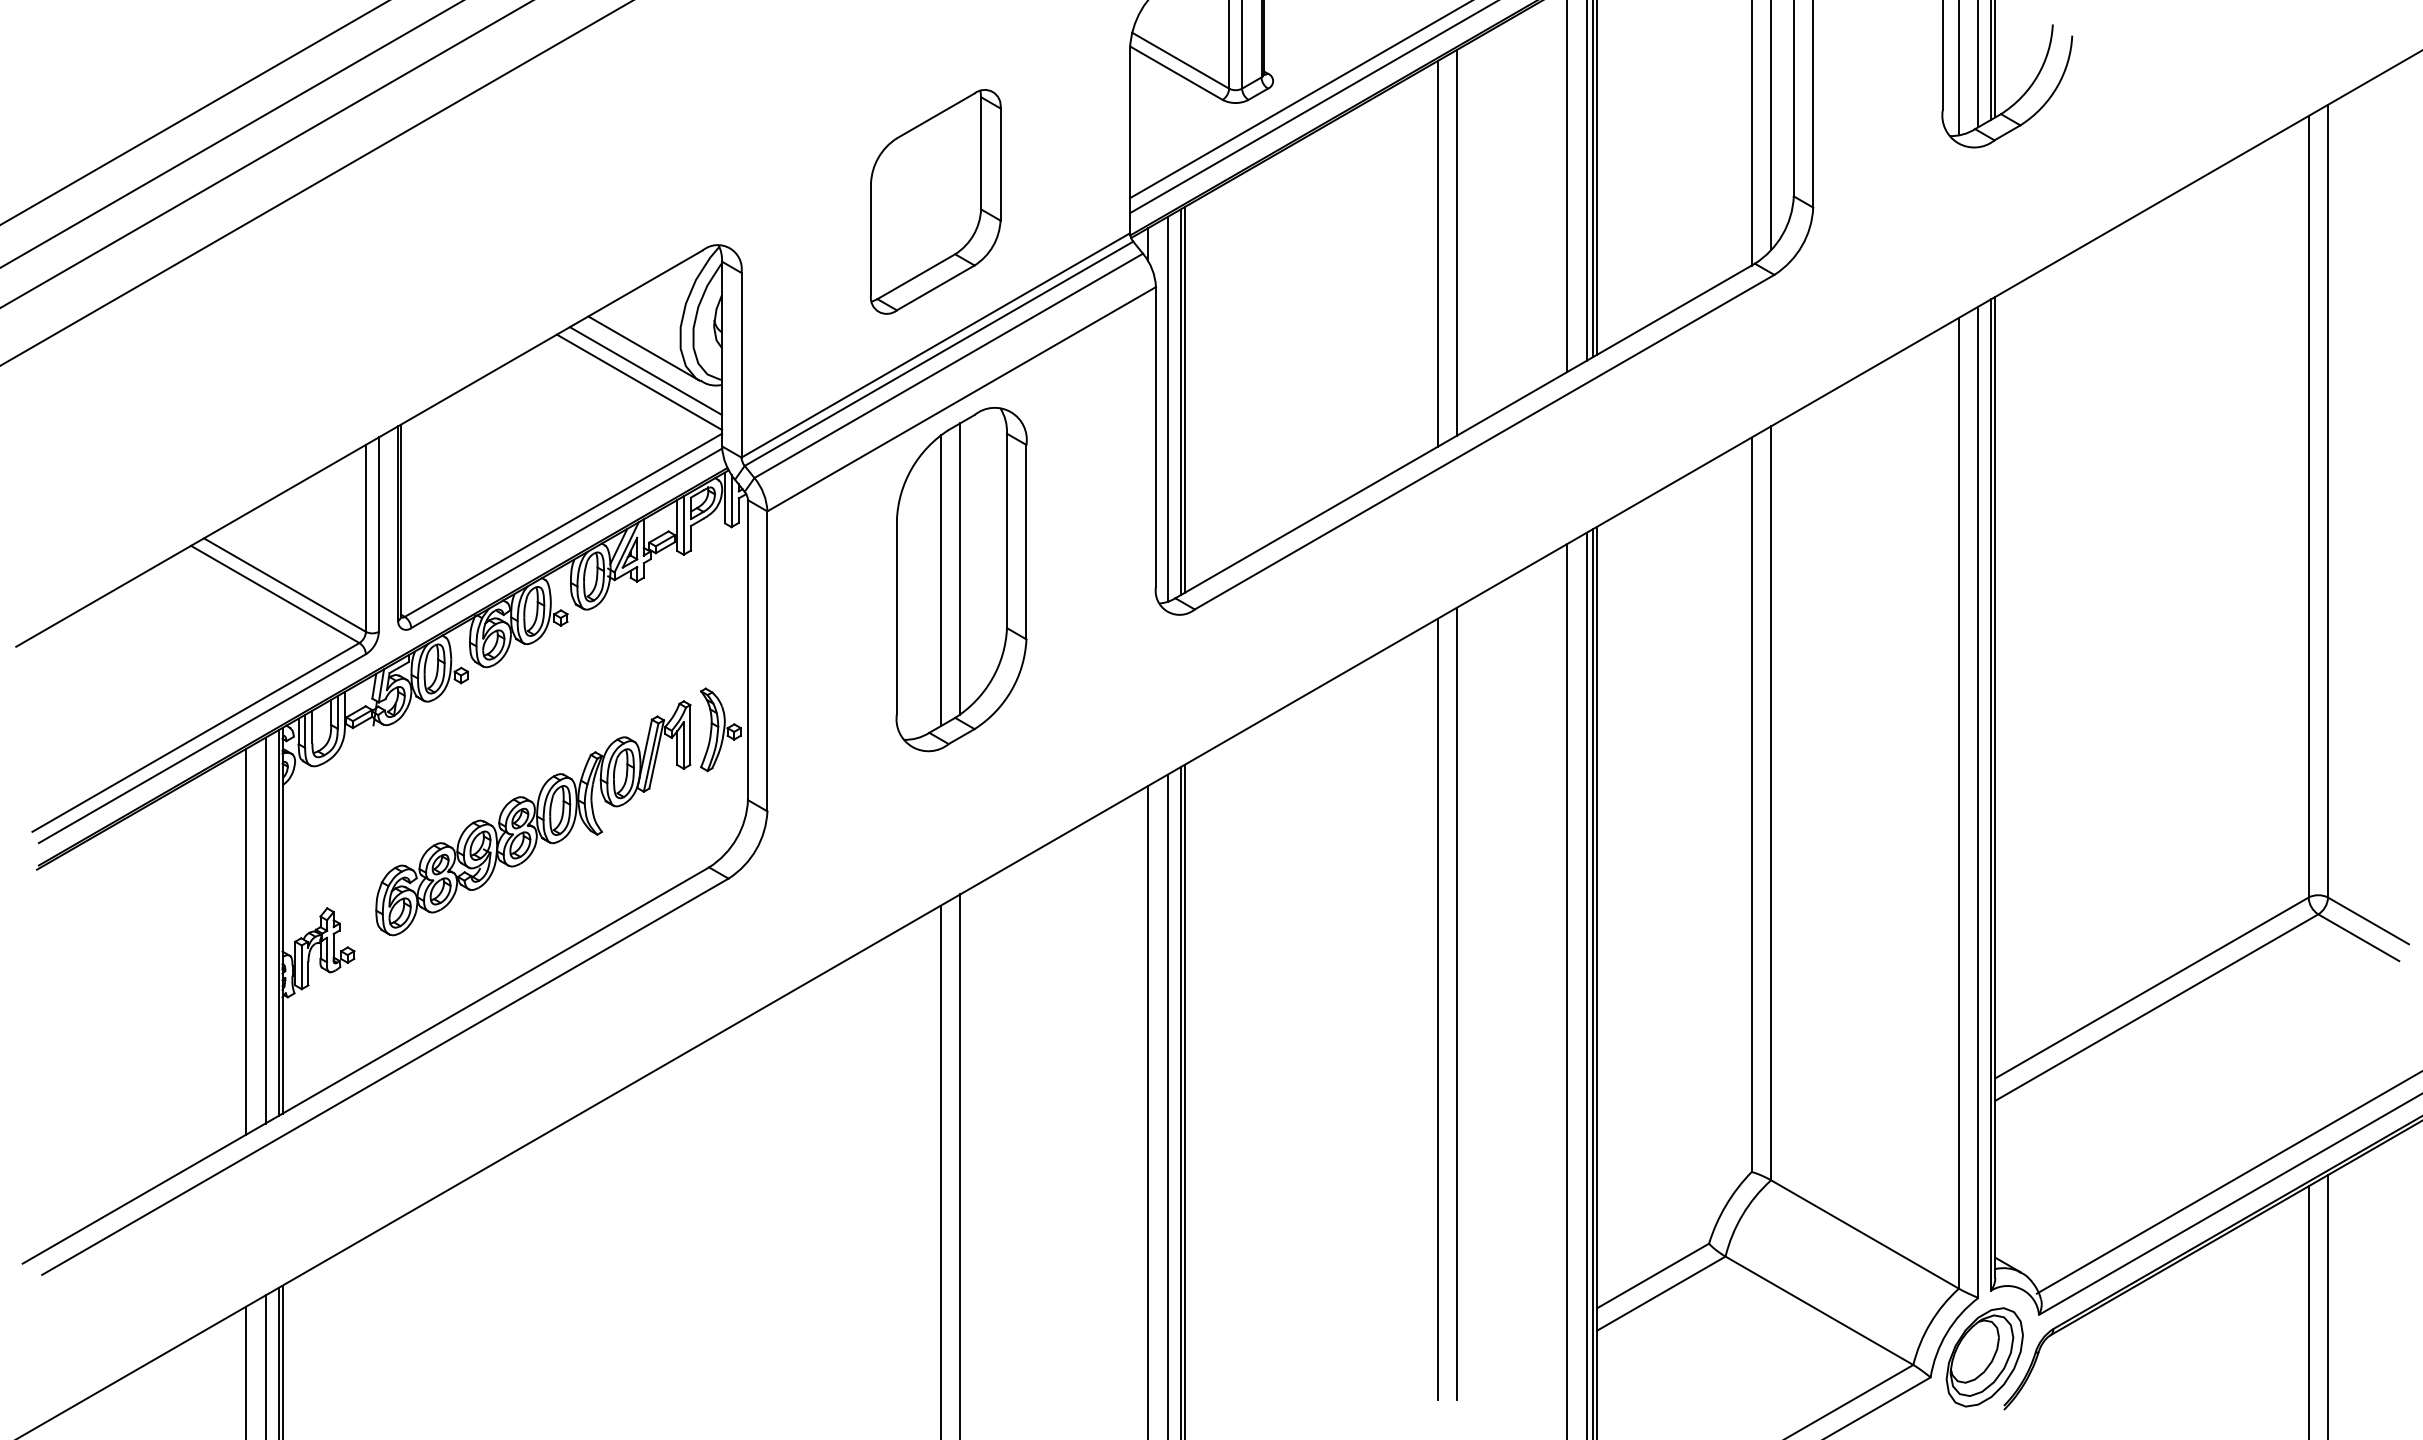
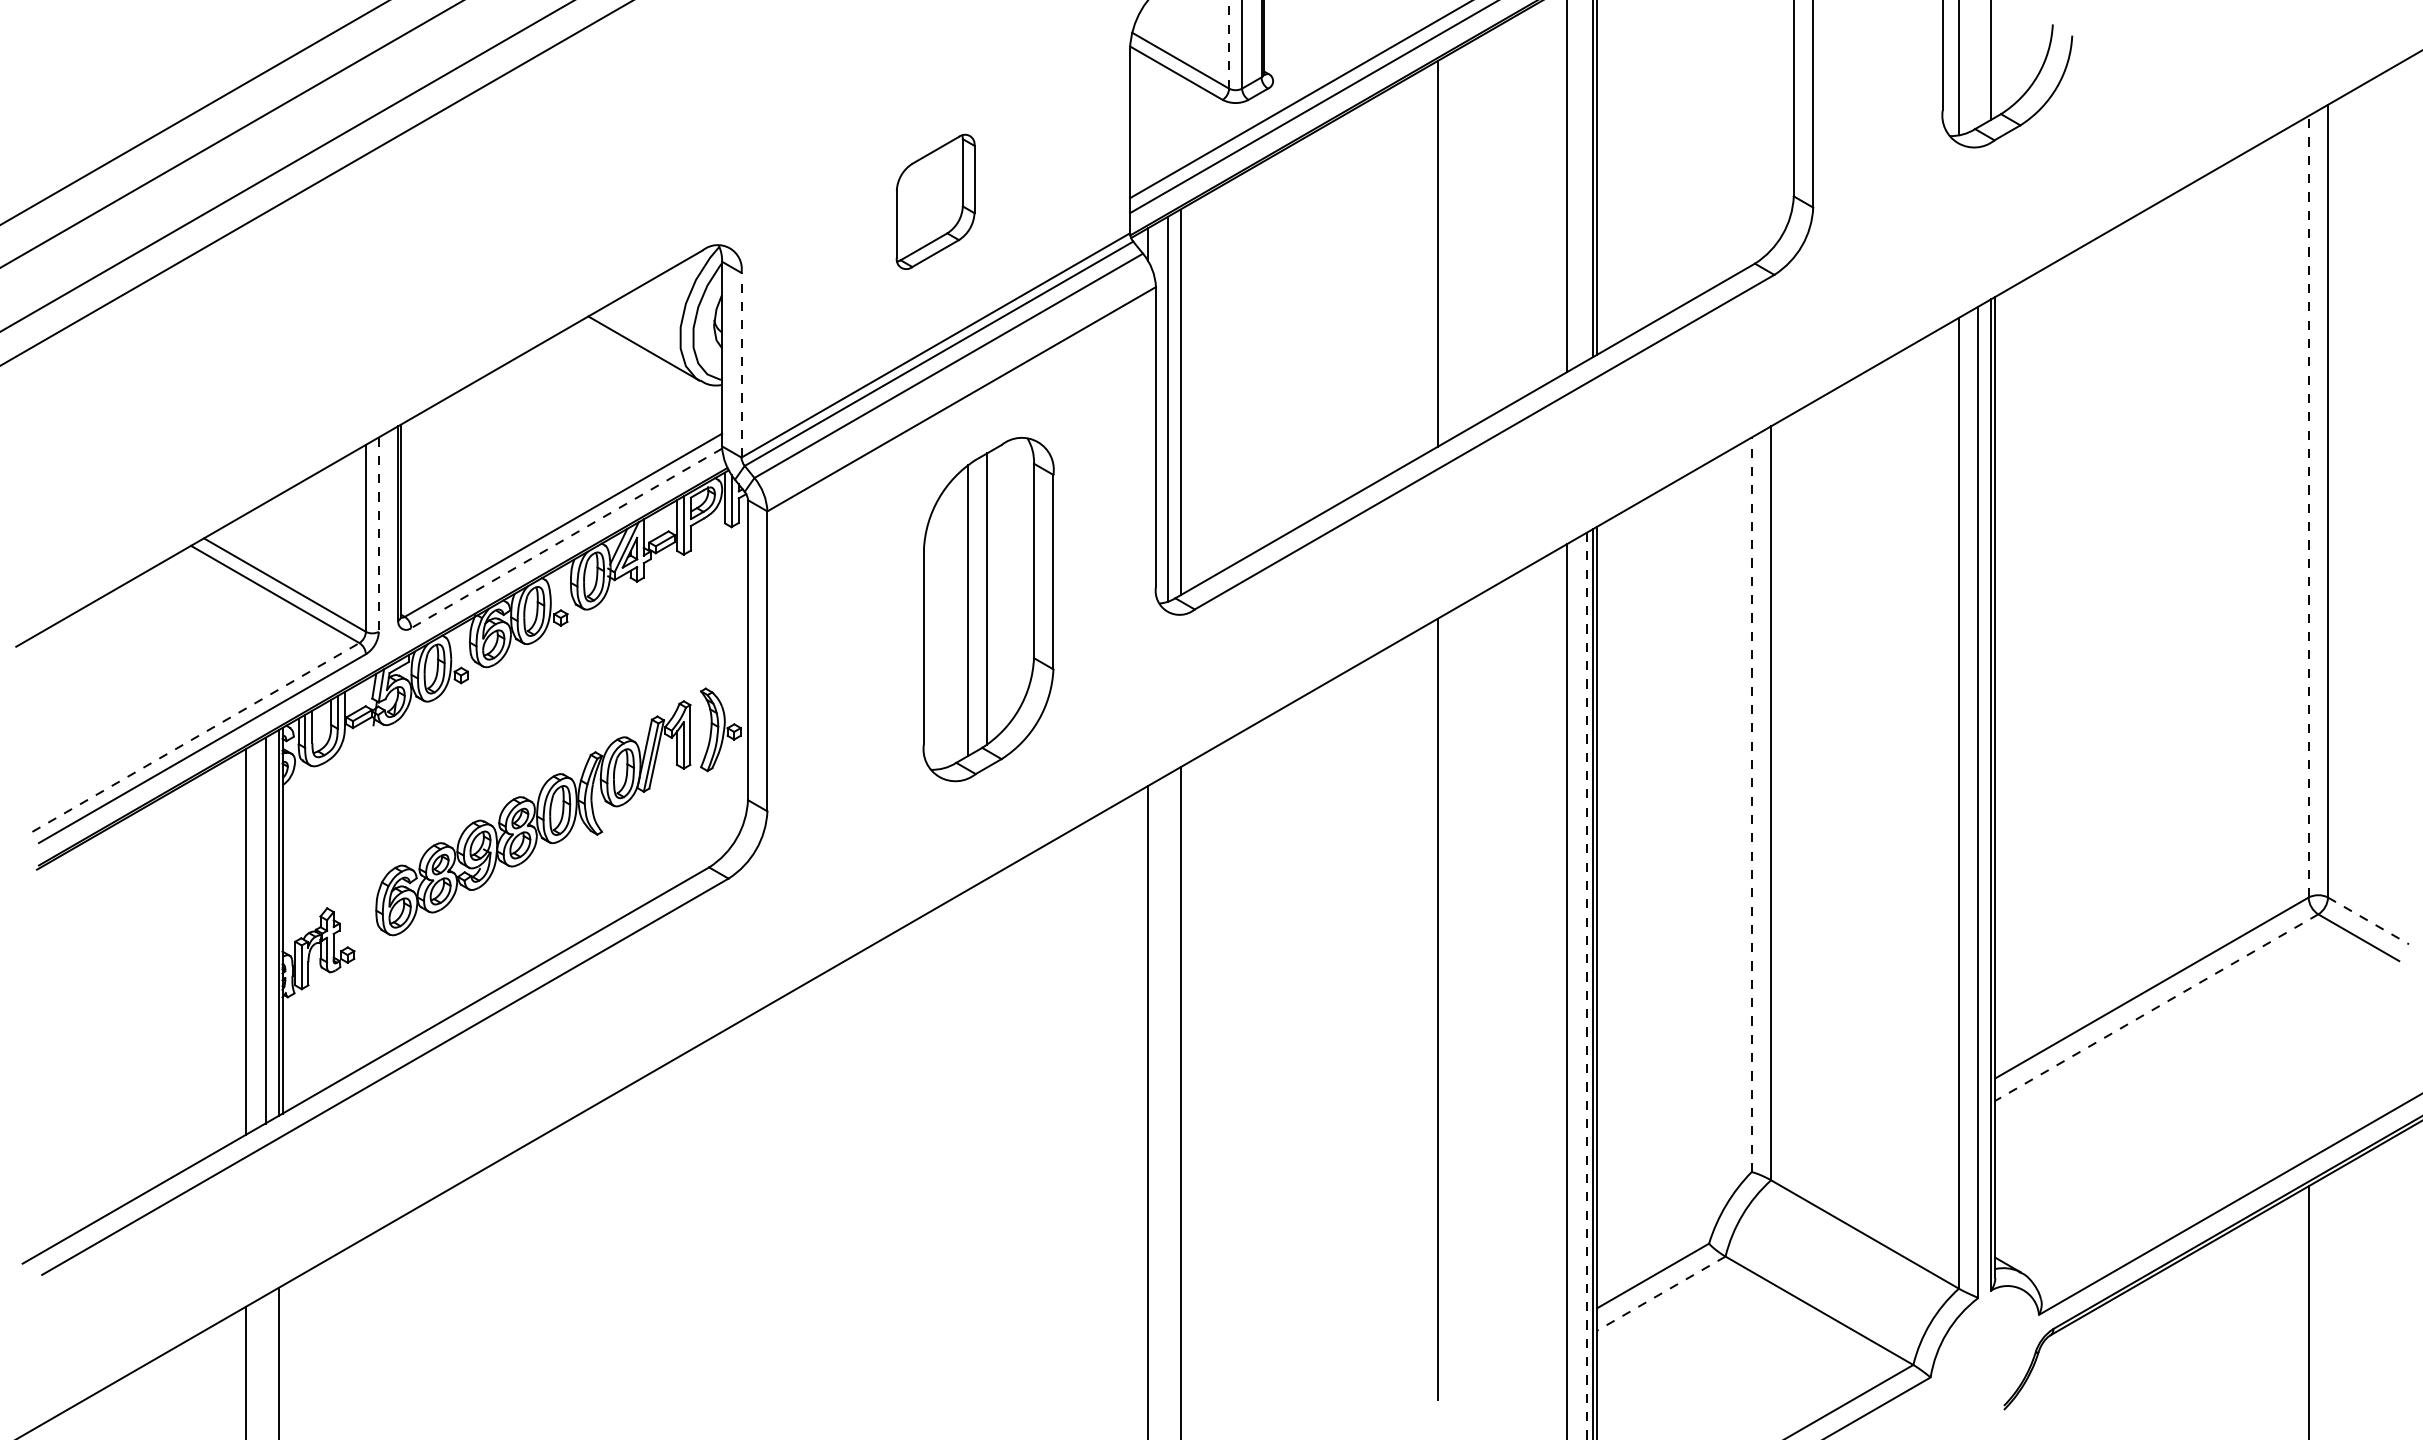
line: solid -> dashed (1229, 43)
line: present -> none (1995, 59)
line: present -> none (1978, 64)
line: present -> none (1771, 126)
line: present -> none (1751, 133)
line position: (265, 154) -> (286, 166) (286, 166)
line: present -> none (1586, 181)
part size: 133x226 px -> 81x137 px (935, 201)
line: present -> none (1457, 242)
line: solid -> dashed (741, 364)
line: present -> none (645, 371)
line: present -> none (639, 381)
line: present -> none (1184, 399)
line: solid -> dashed (2308, 506)
line: solid -> dashed (378, 535)
line: solid -> dashed (566, 538)
part position: (961, 579) -> (988, 609) (988, 609)
line: solid -> dashed (195, 737)
line: solid -> dashed (1751, 804)
line: solid -> dashed (2368, 920)
line: solid -> dashed (1586, 986)
line: present -> none (1457, 1003)
line: solid -> dashed (2156, 1007)
line: present -> none (1184, 1100)
line: present -> none (1167, 1105)
line: present -> none (960, 1165)
line: present -> none (940, 1170)
line: present -> none (2227, 1182)
line: solid -> dashed (1660, 1293)
line: present -> none (2328, 1305)
part: present -> none (1984, 1357)
line: present -> none (282, 1360)
line: present -> none (265, 1365)
